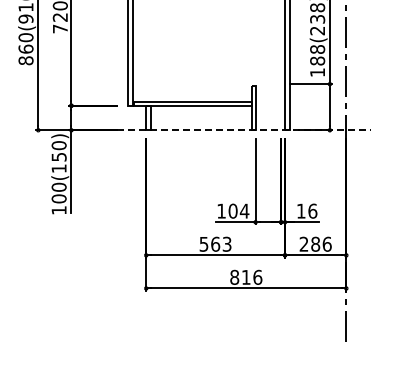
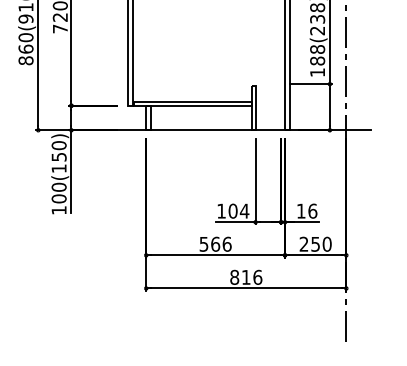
line: dashed -> solid (233, 130)
text: 563 -> 566 (226, 243)
text: 286 -> 250 (321, 243)
